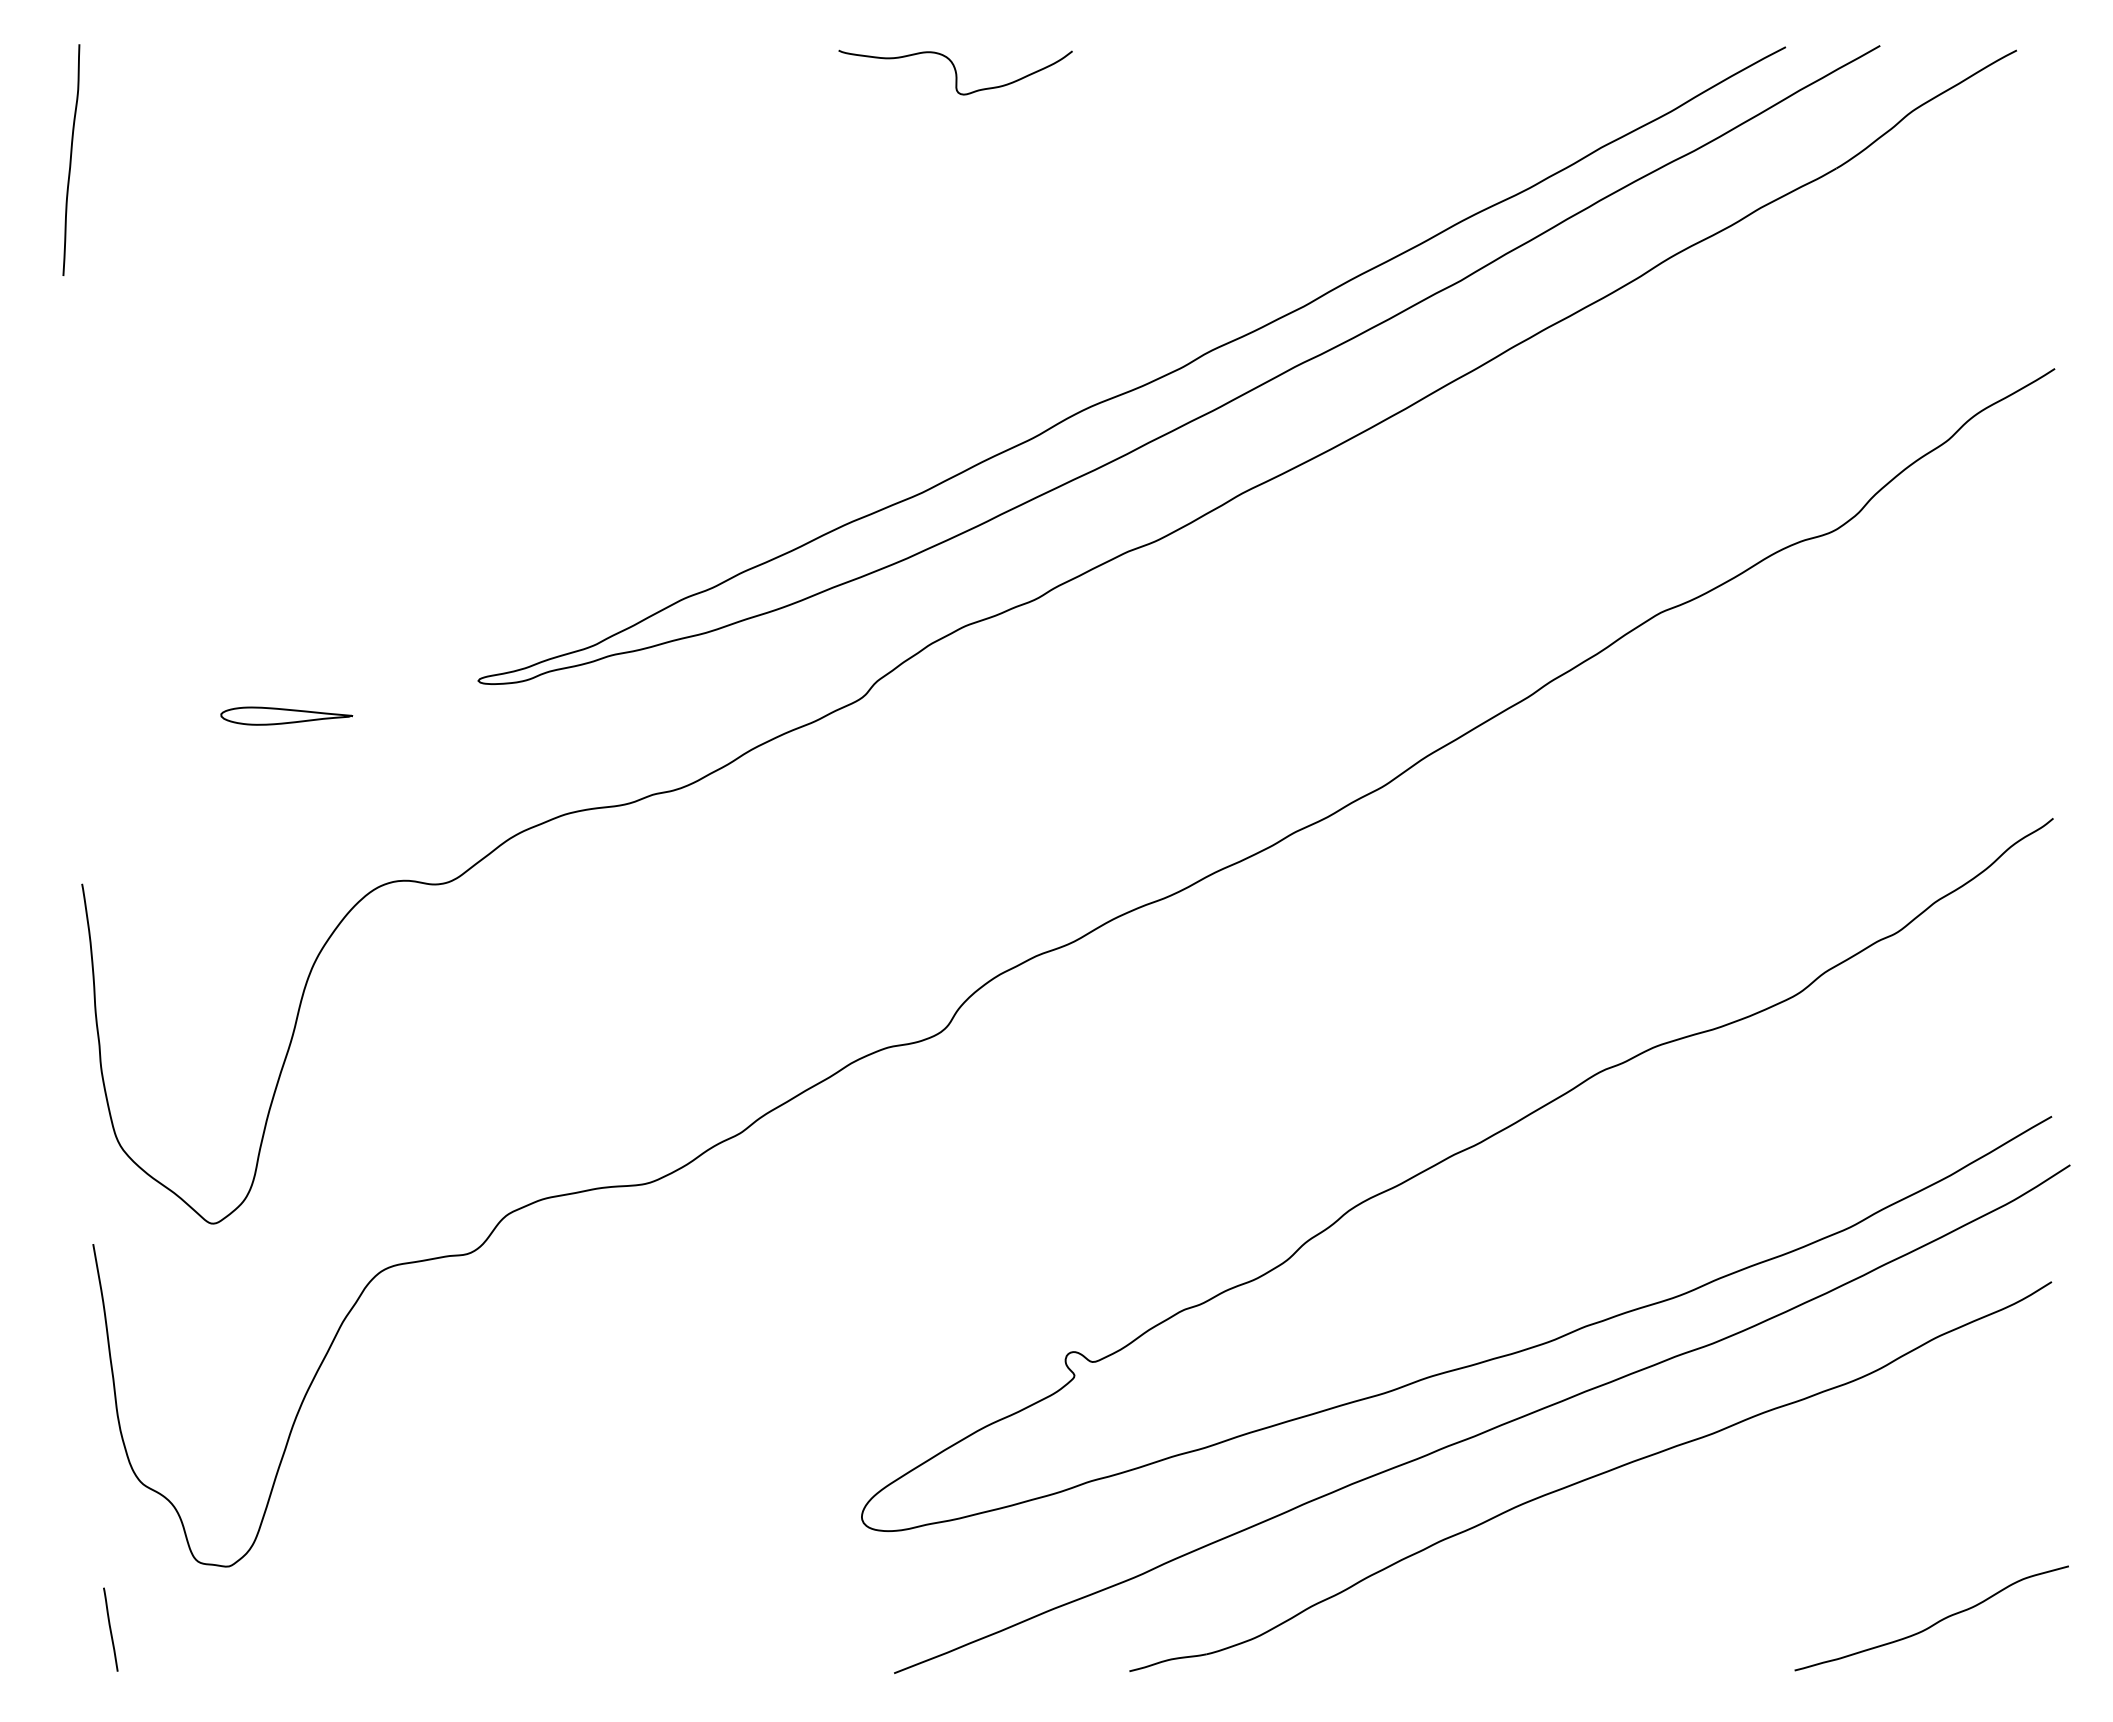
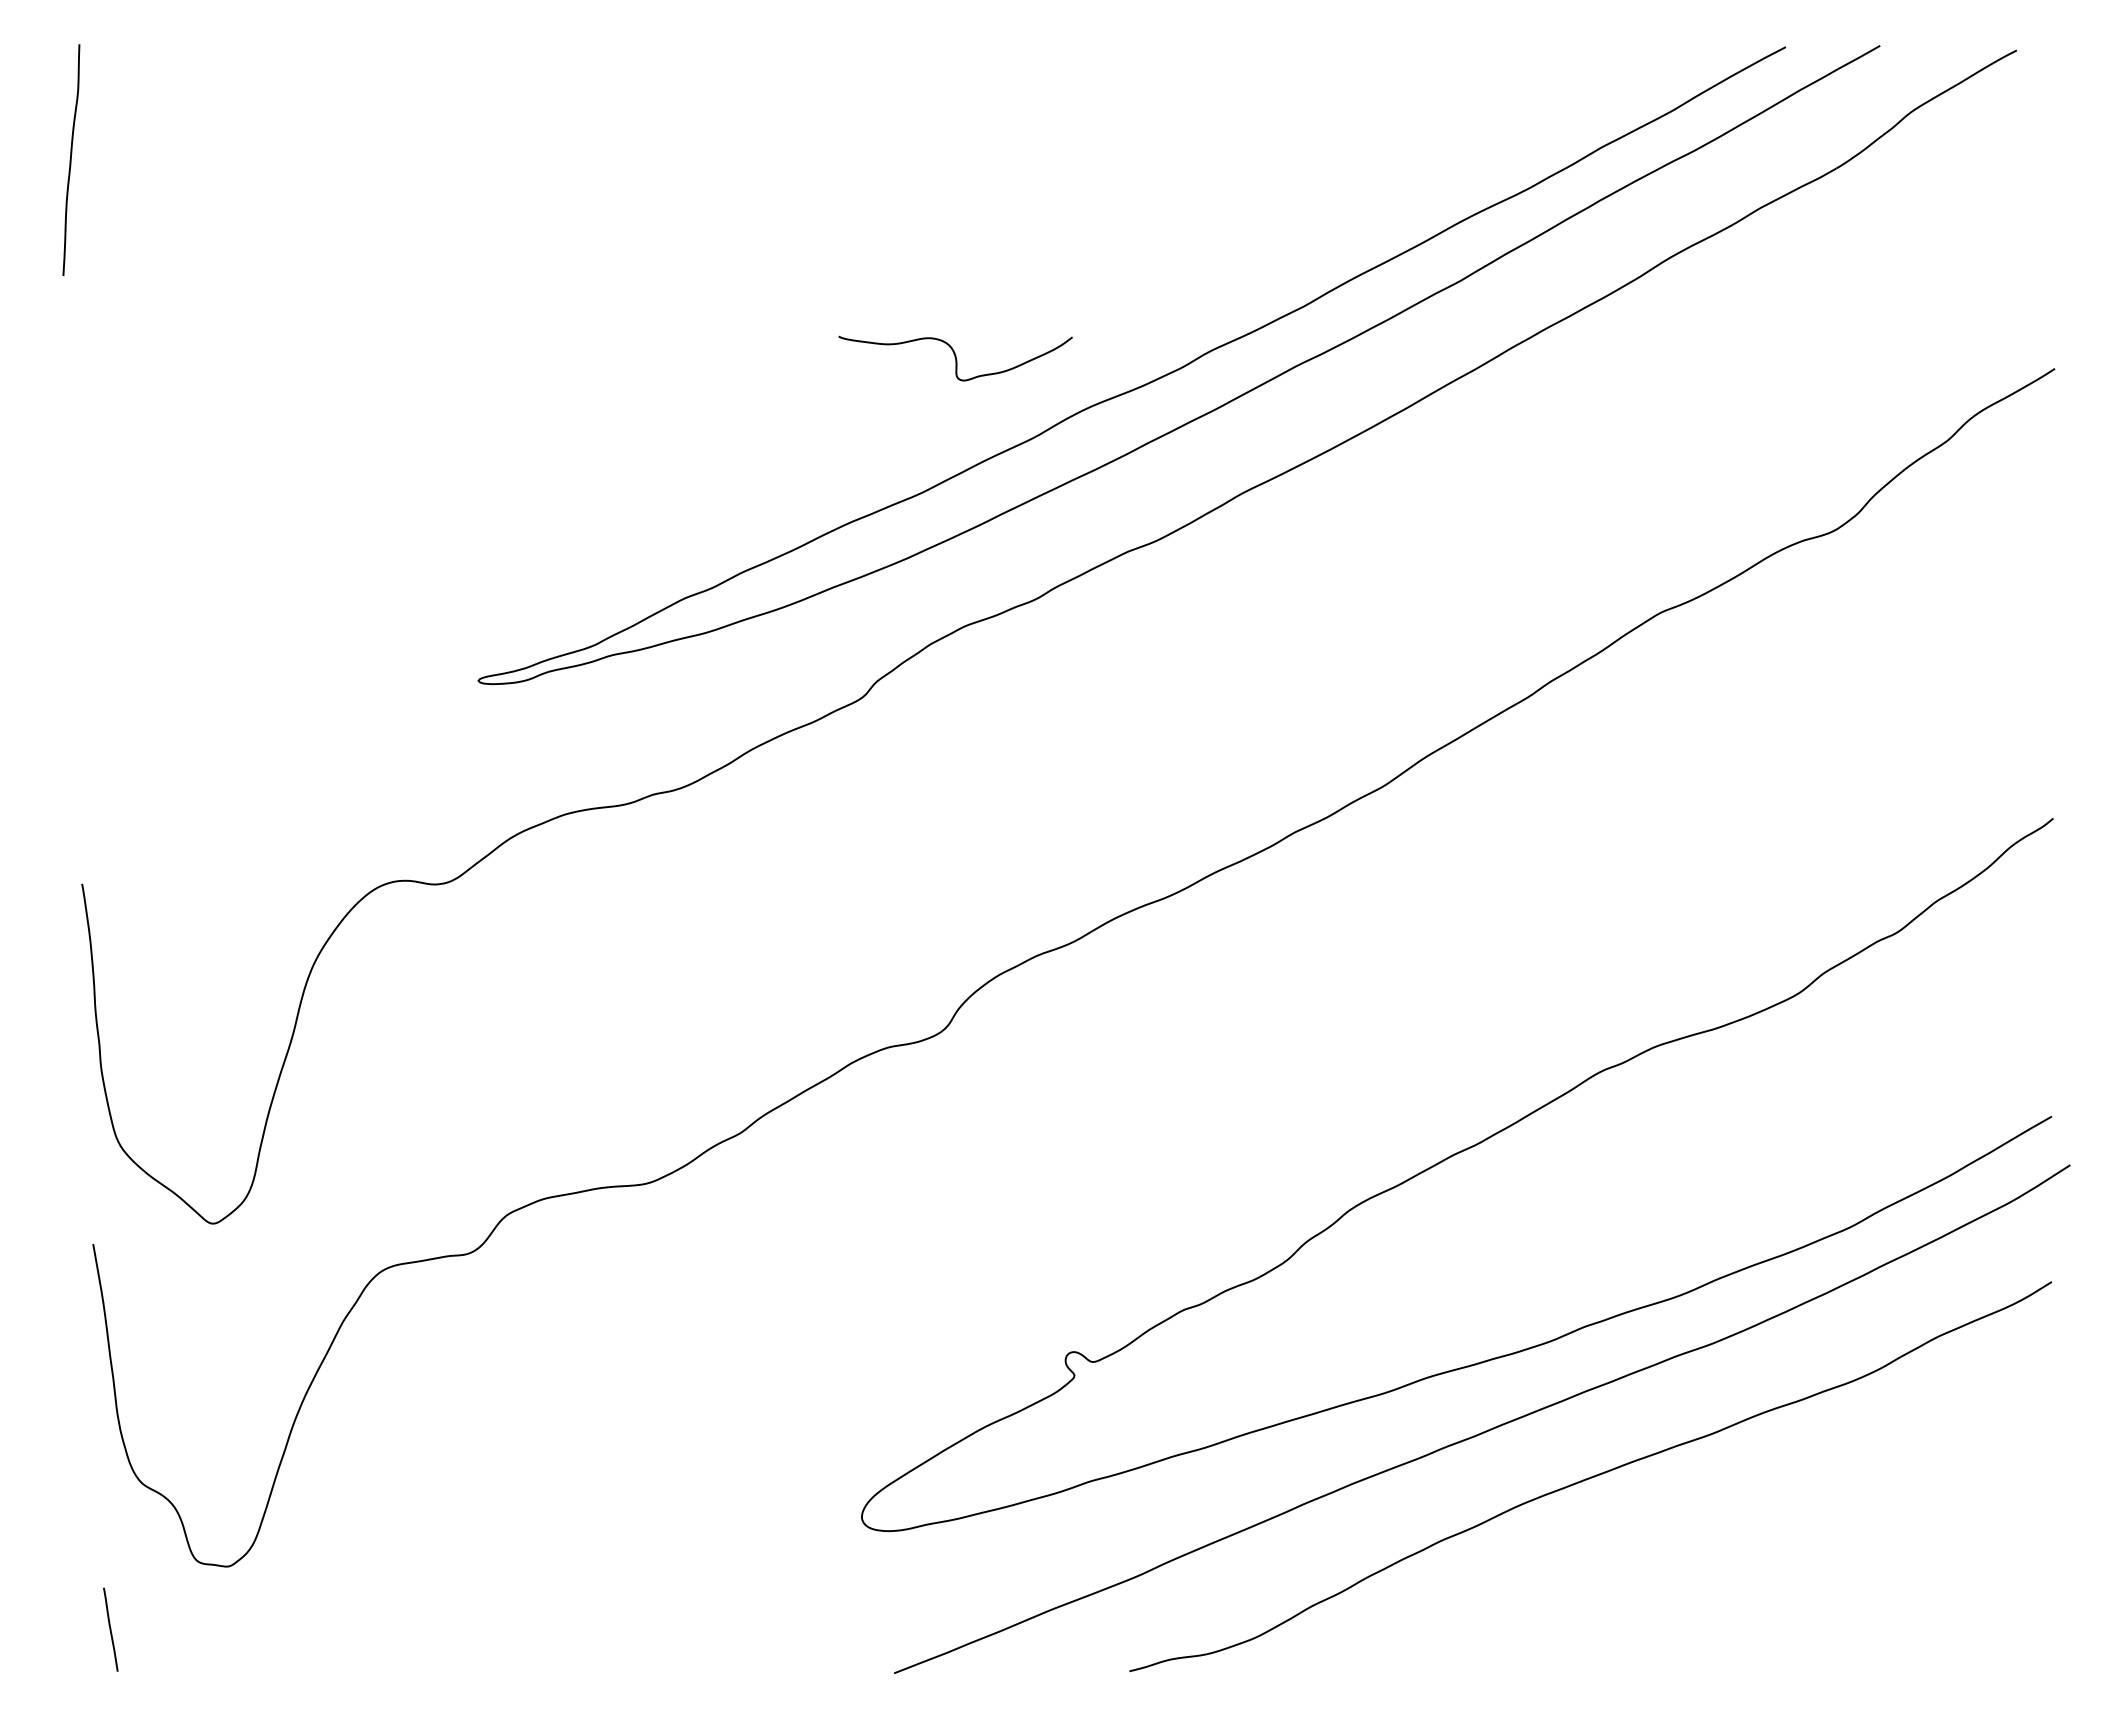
curve position: (955, 72) -> (955, 358) (955, 358)
part: present -> none (286, 715)
curve: present -> none (1935, 1622)
